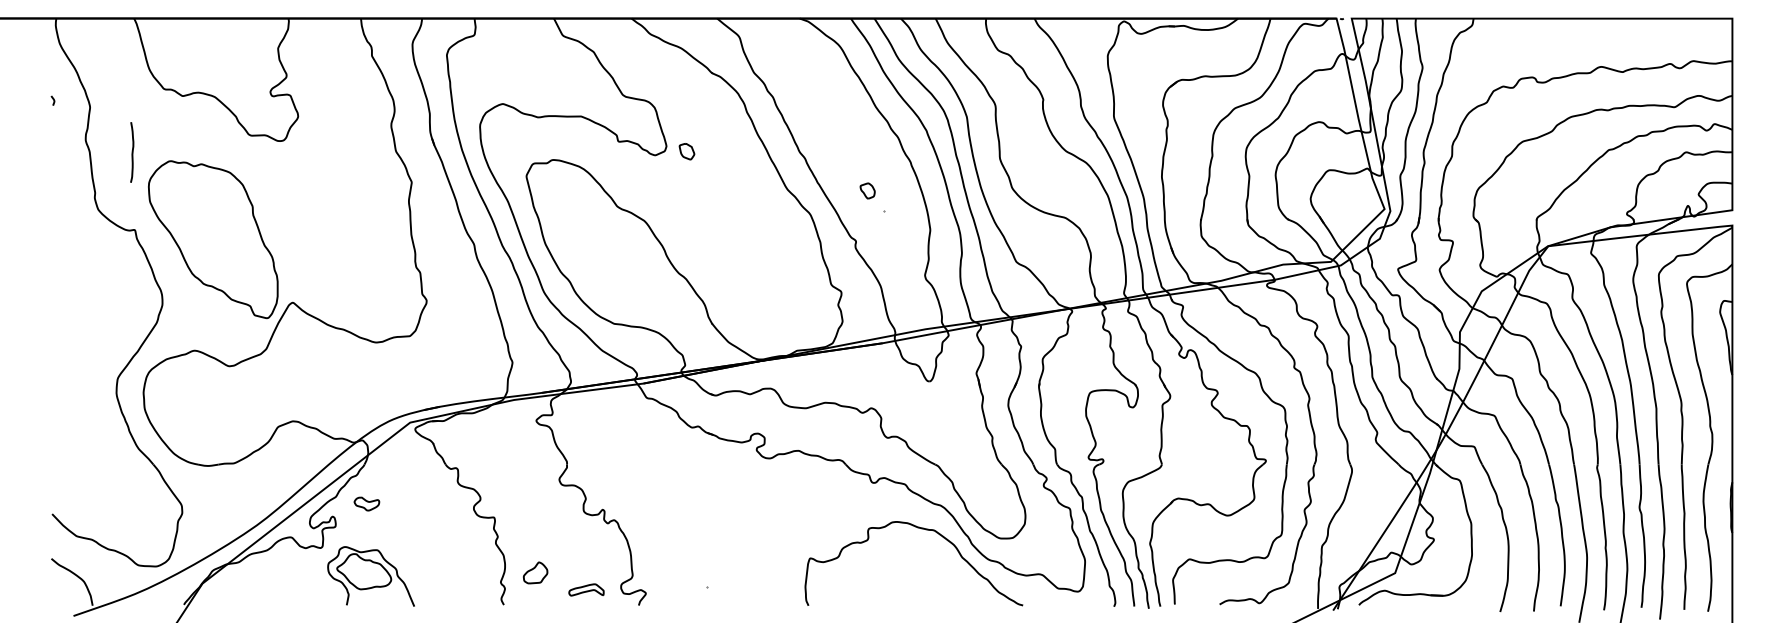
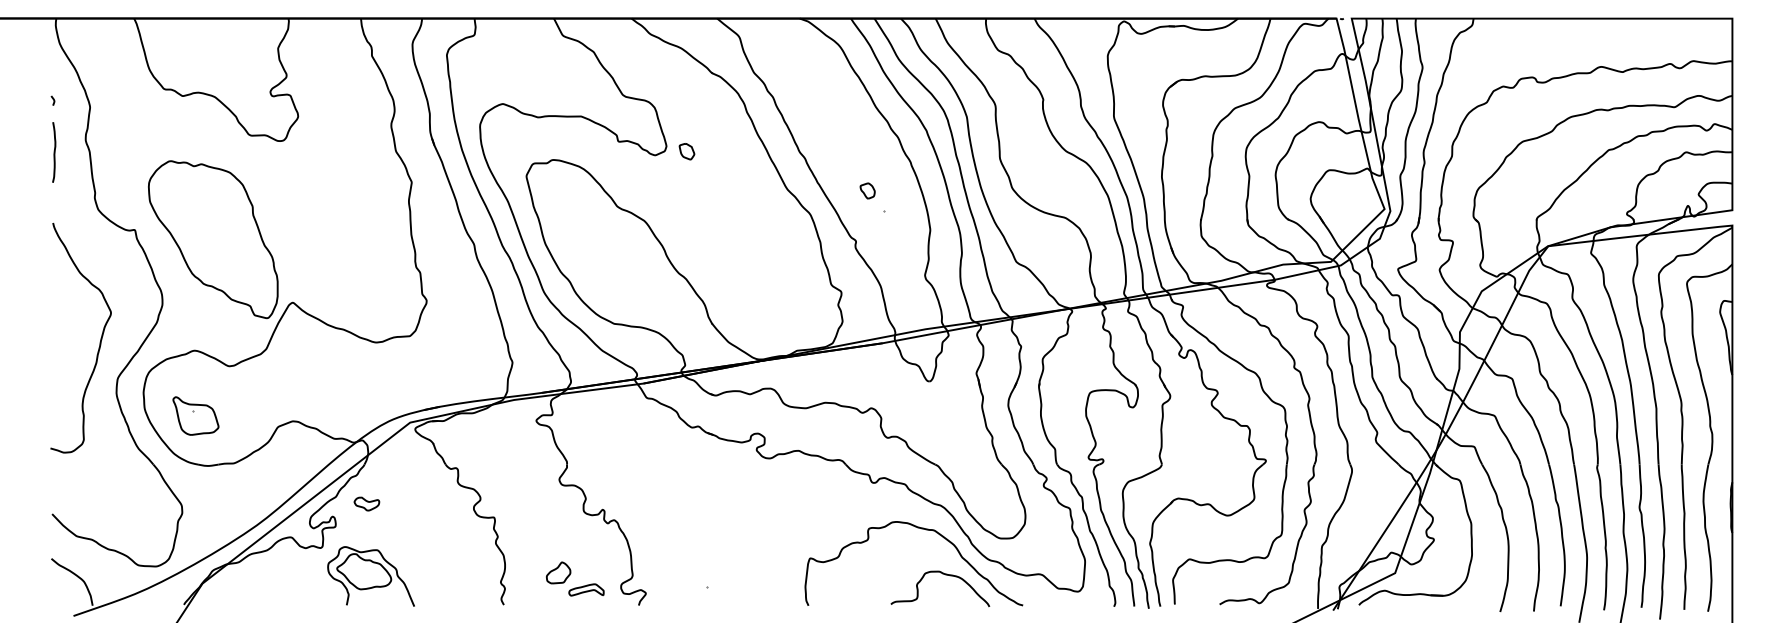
curve position: (132, 152) -> (54, 152) (54, 152)
curve: none -> present (99, 342)
part: none -> present (195, 415)
part position: (535, 572) -> (558, 572) (558, 572)
curve: none -> present (945, 575)
